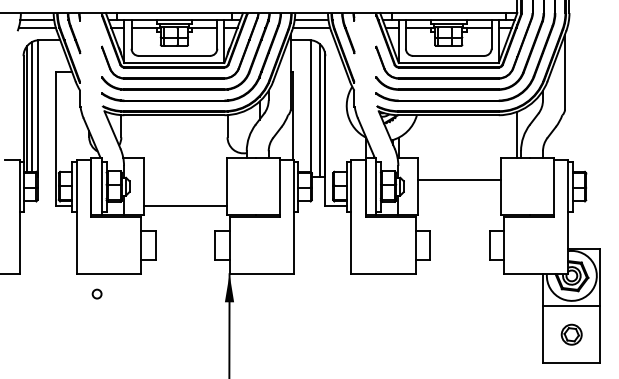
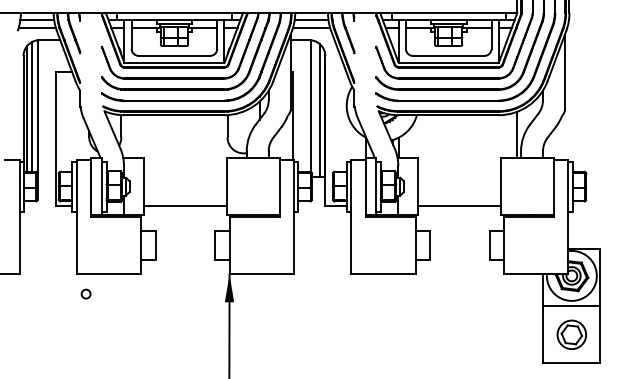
line position: (459, 179) -> (459, 205) (459, 205)
circle position: (96, 293) -> (85, 293) (85, 293)
part size: 23x23 px -> 31x31 px (571, 334)
